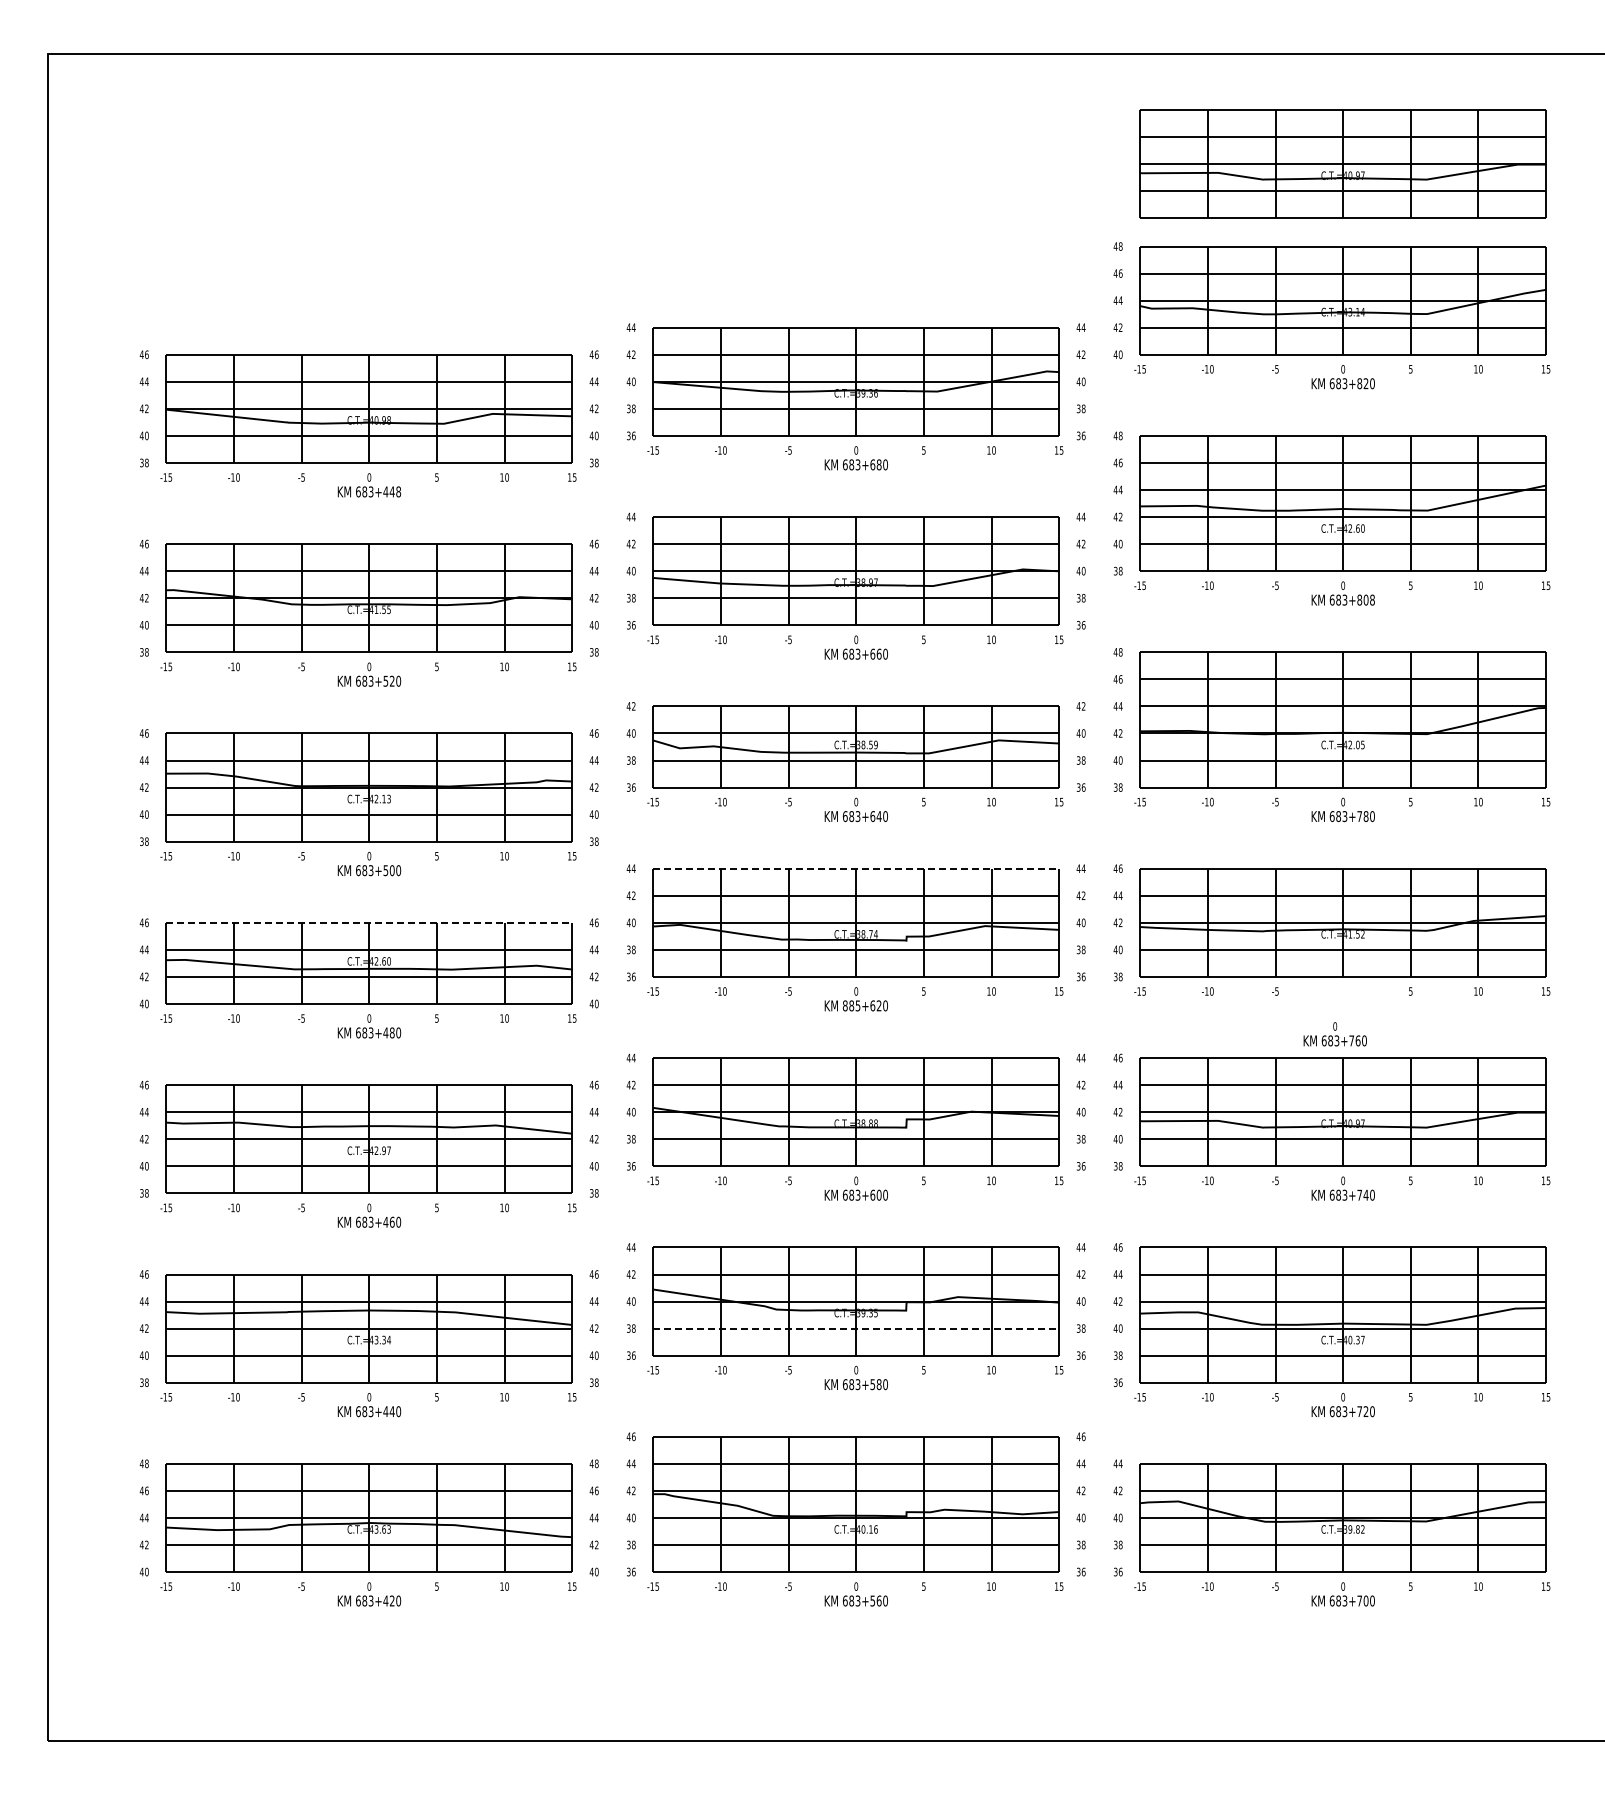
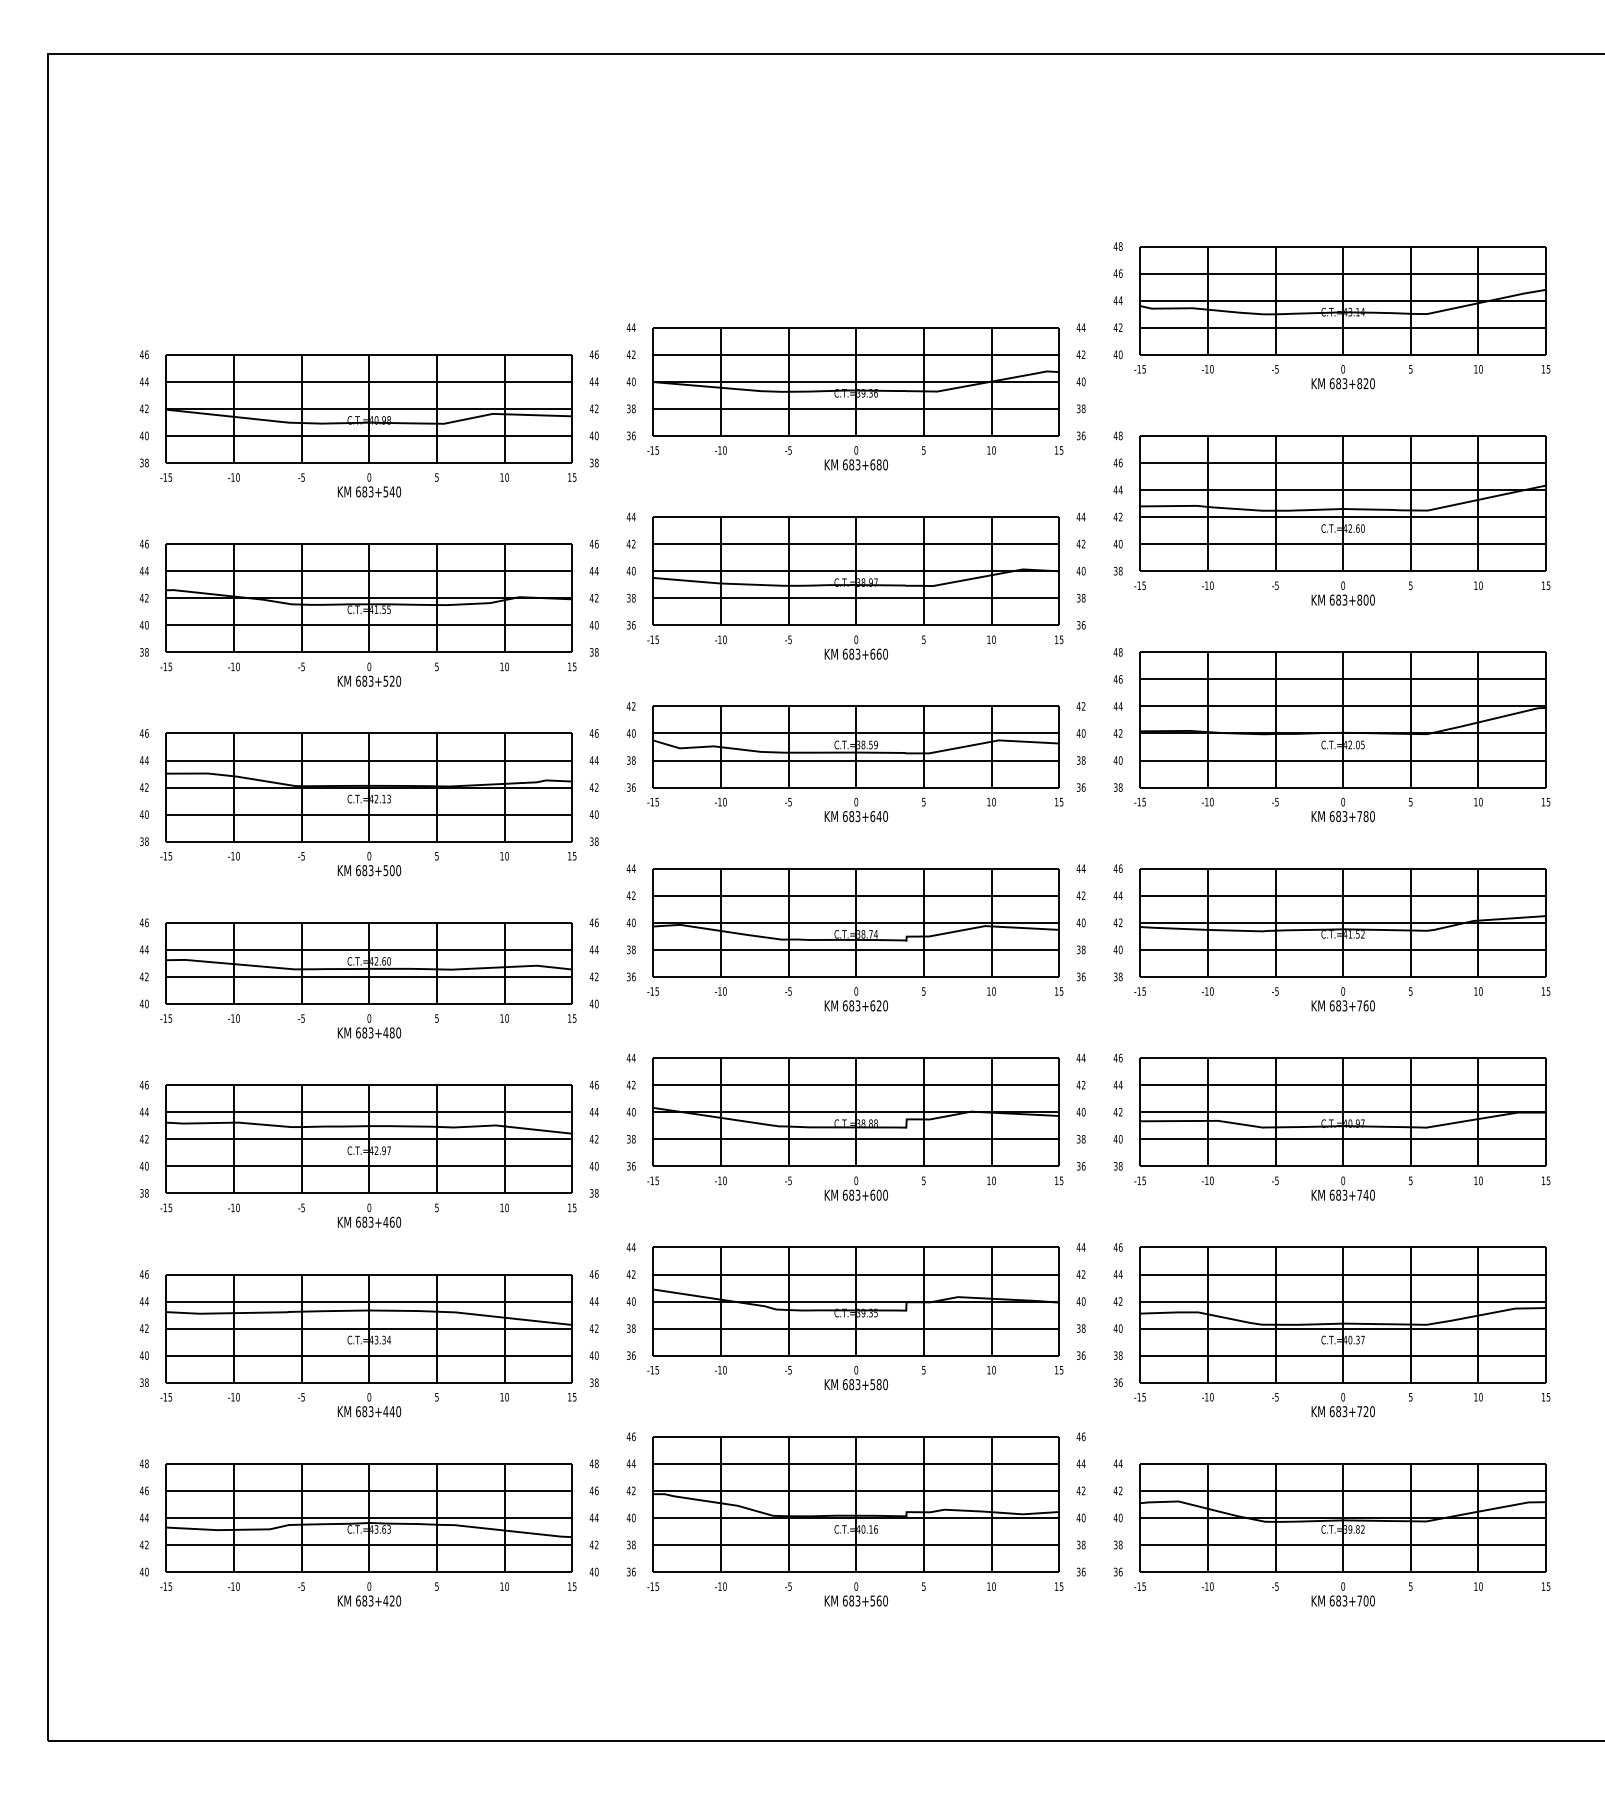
part: present -> none (1342, 163)
text: 683+448 -> 683+540 (392, 491)
text: 683+808 -> 683+800 (1372, 600)
line: dashed -> solid (856, 868)
line: dashed -> solid (369, 922)
text: 885+620 -> 683+620 (851, 1005)
text position: (1334, 1034) -> (1342, 999) (1342, 999)
line: dashed -> solid (856, 1328)
